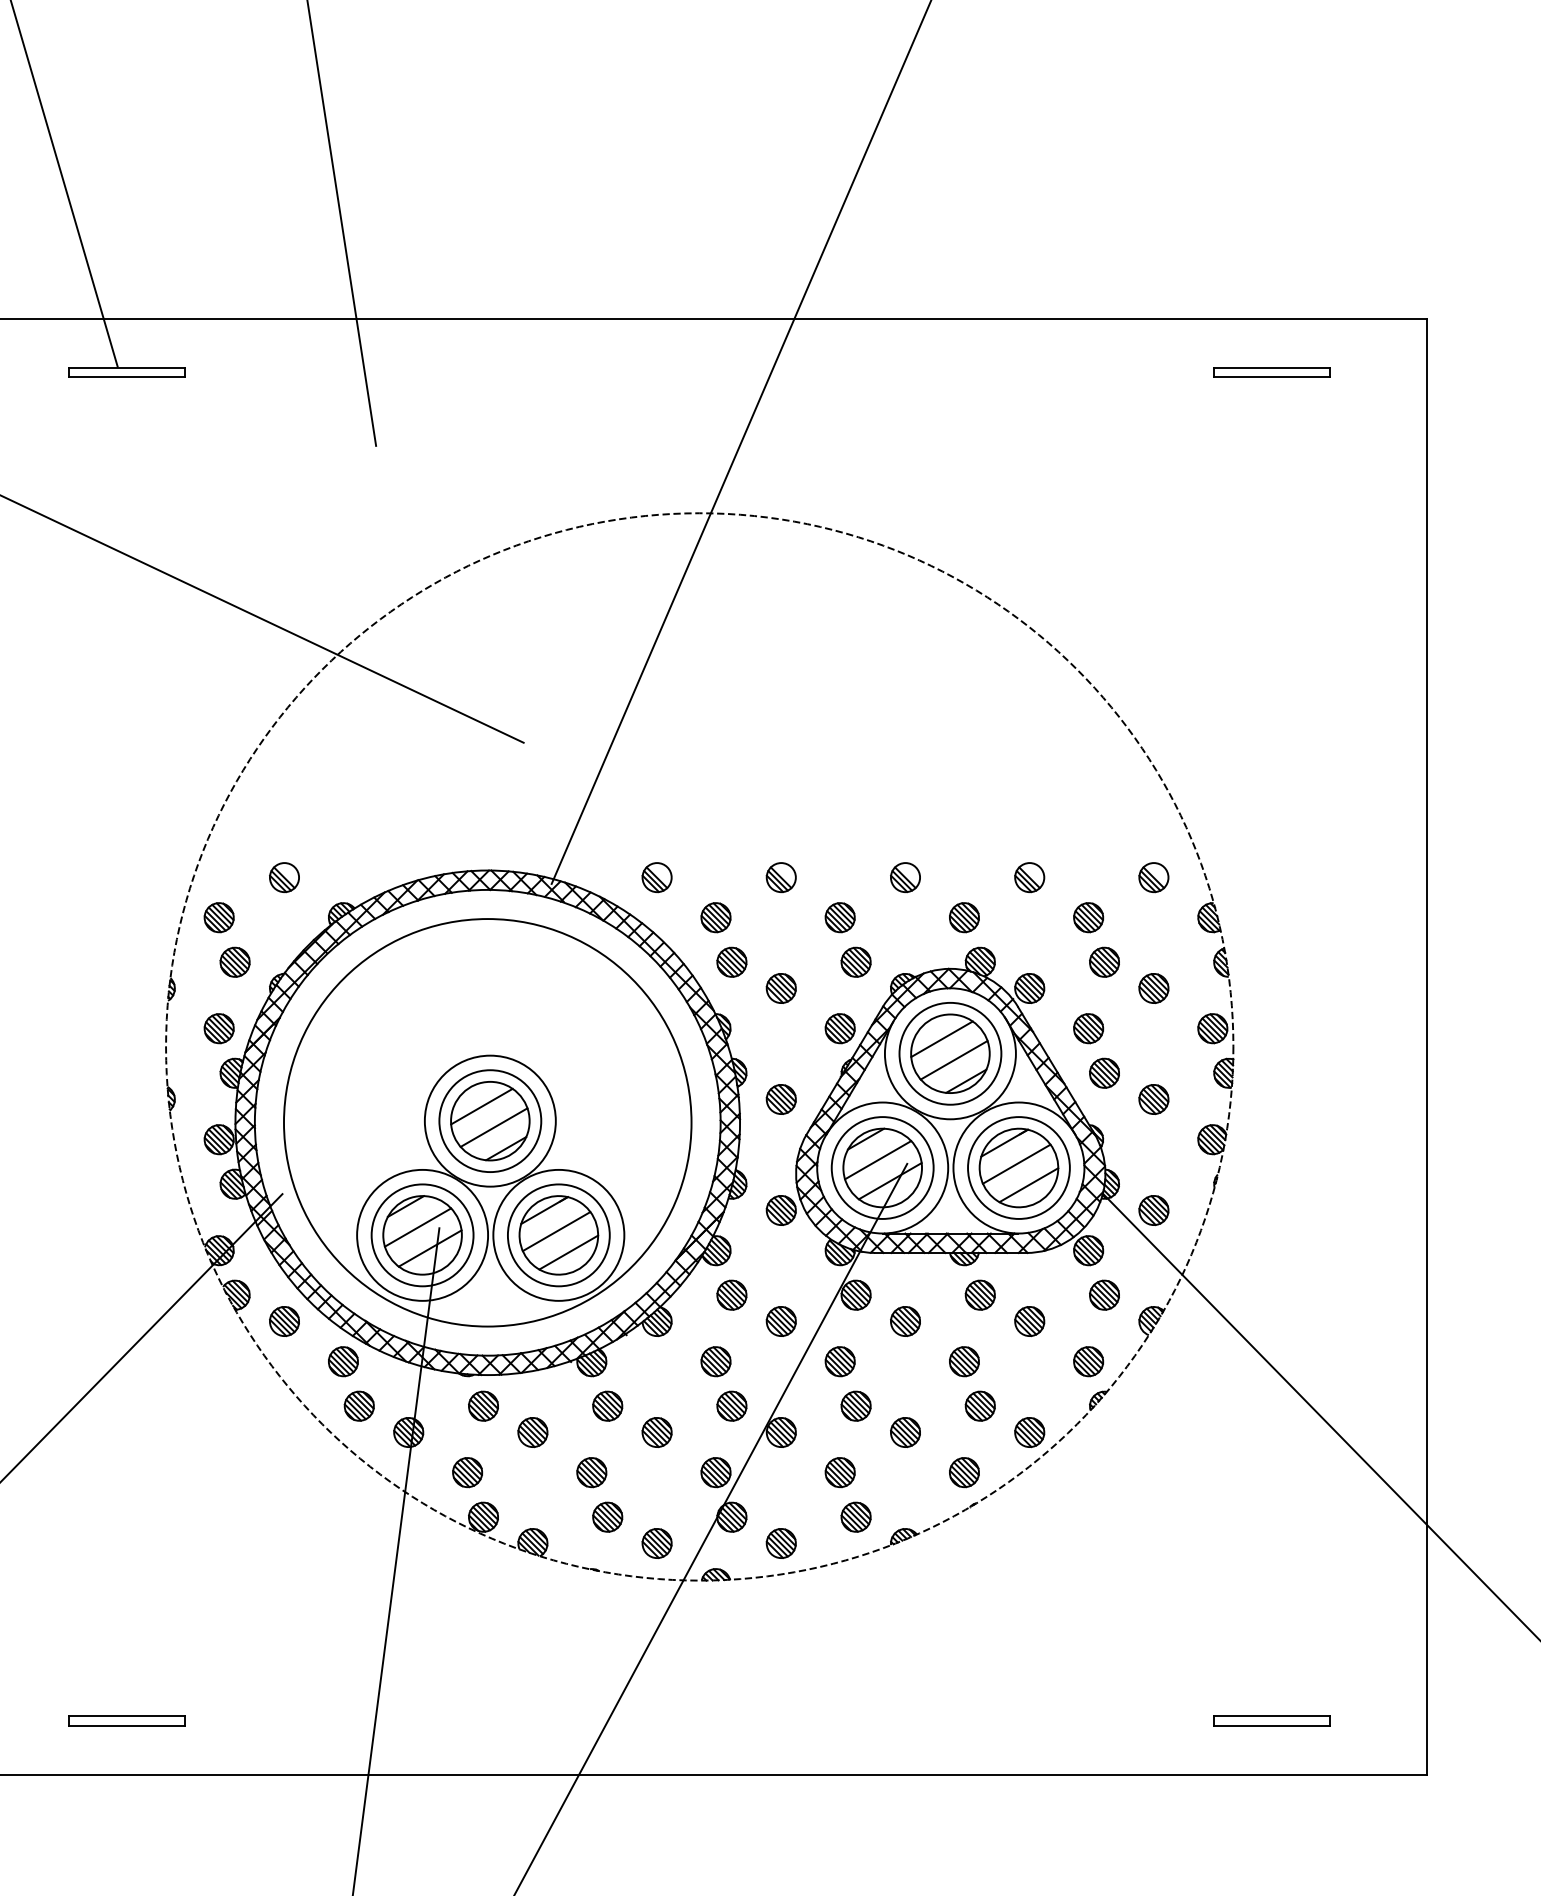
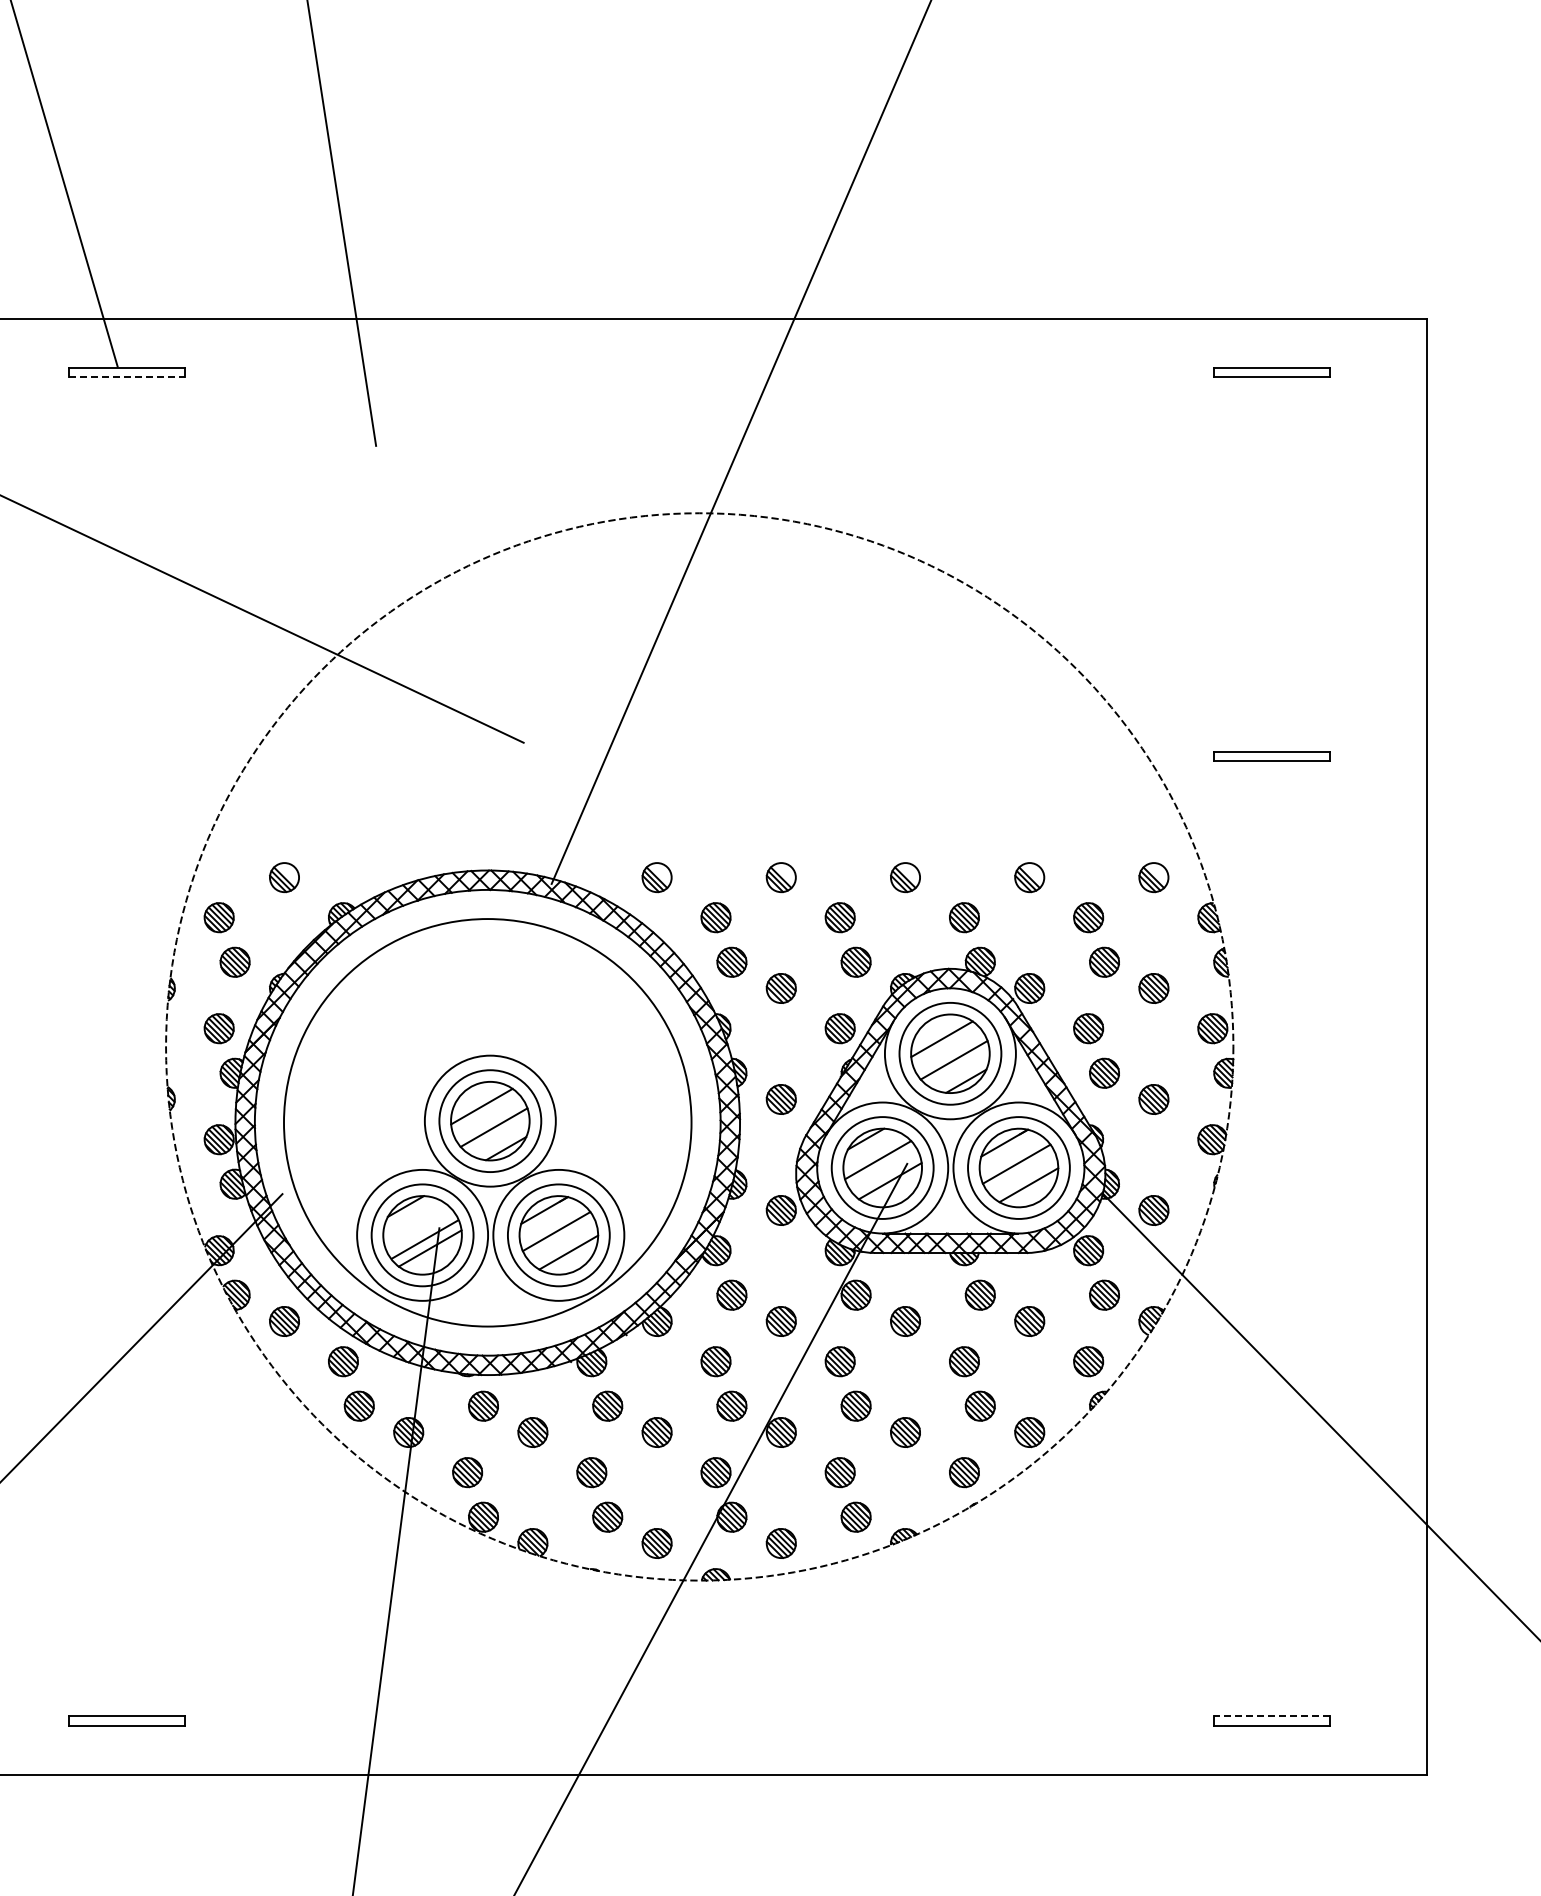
line: solid -> dashed (127, 377)
part: none -> present (1271, 756)
line position: (417, 1227) -> (424, 1239) (424, 1239)
line: solid -> dashed (1271, 1716)
